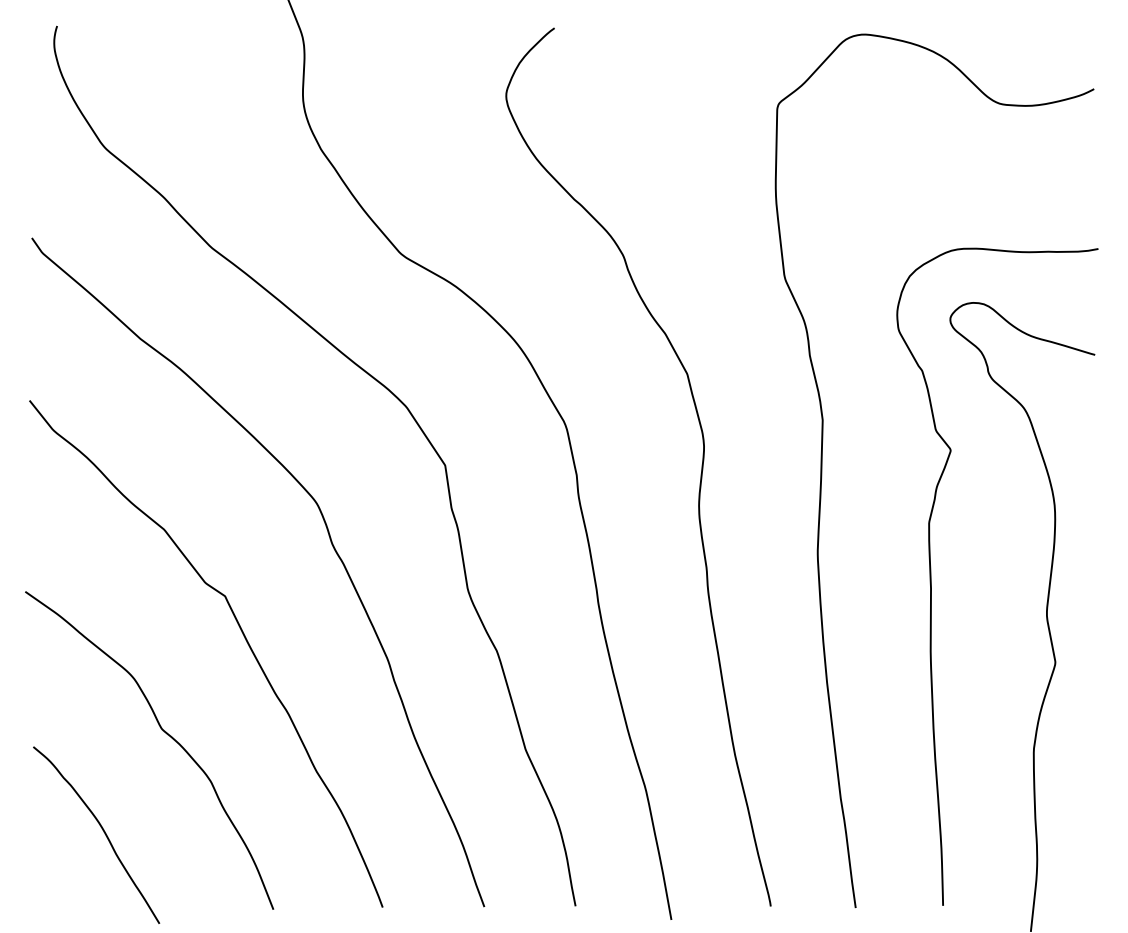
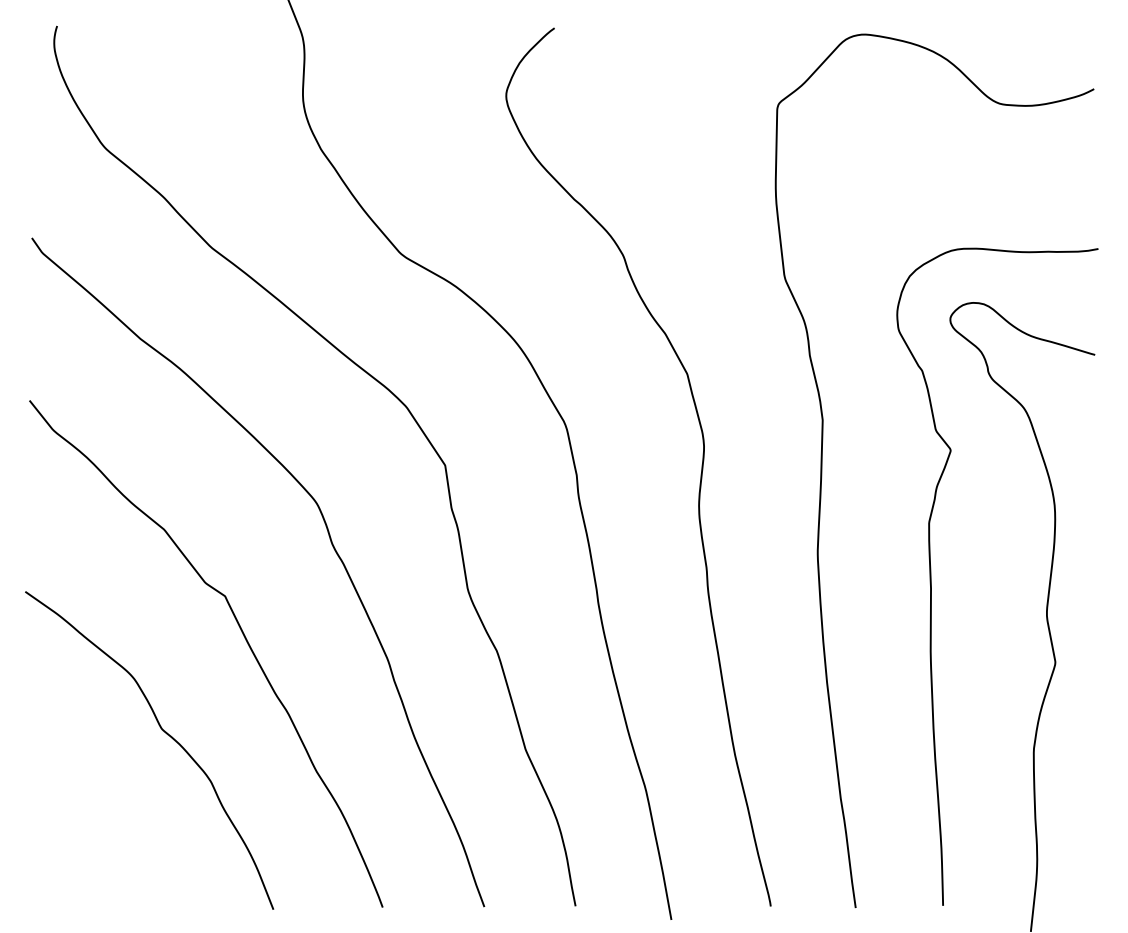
curve: present -> none (102, 830)
